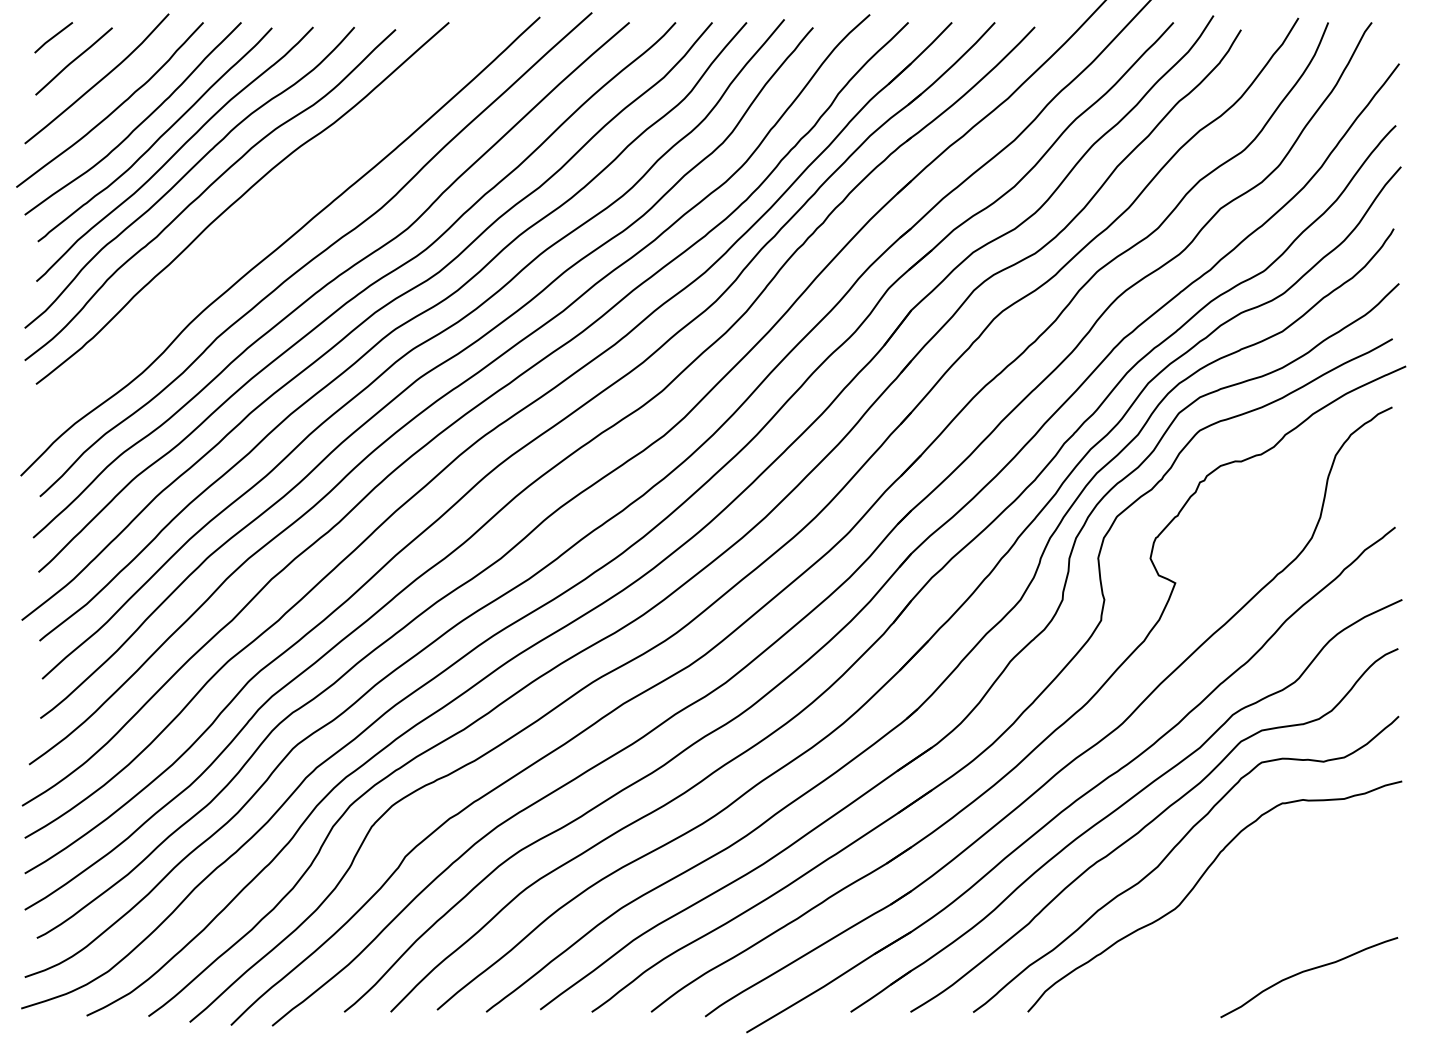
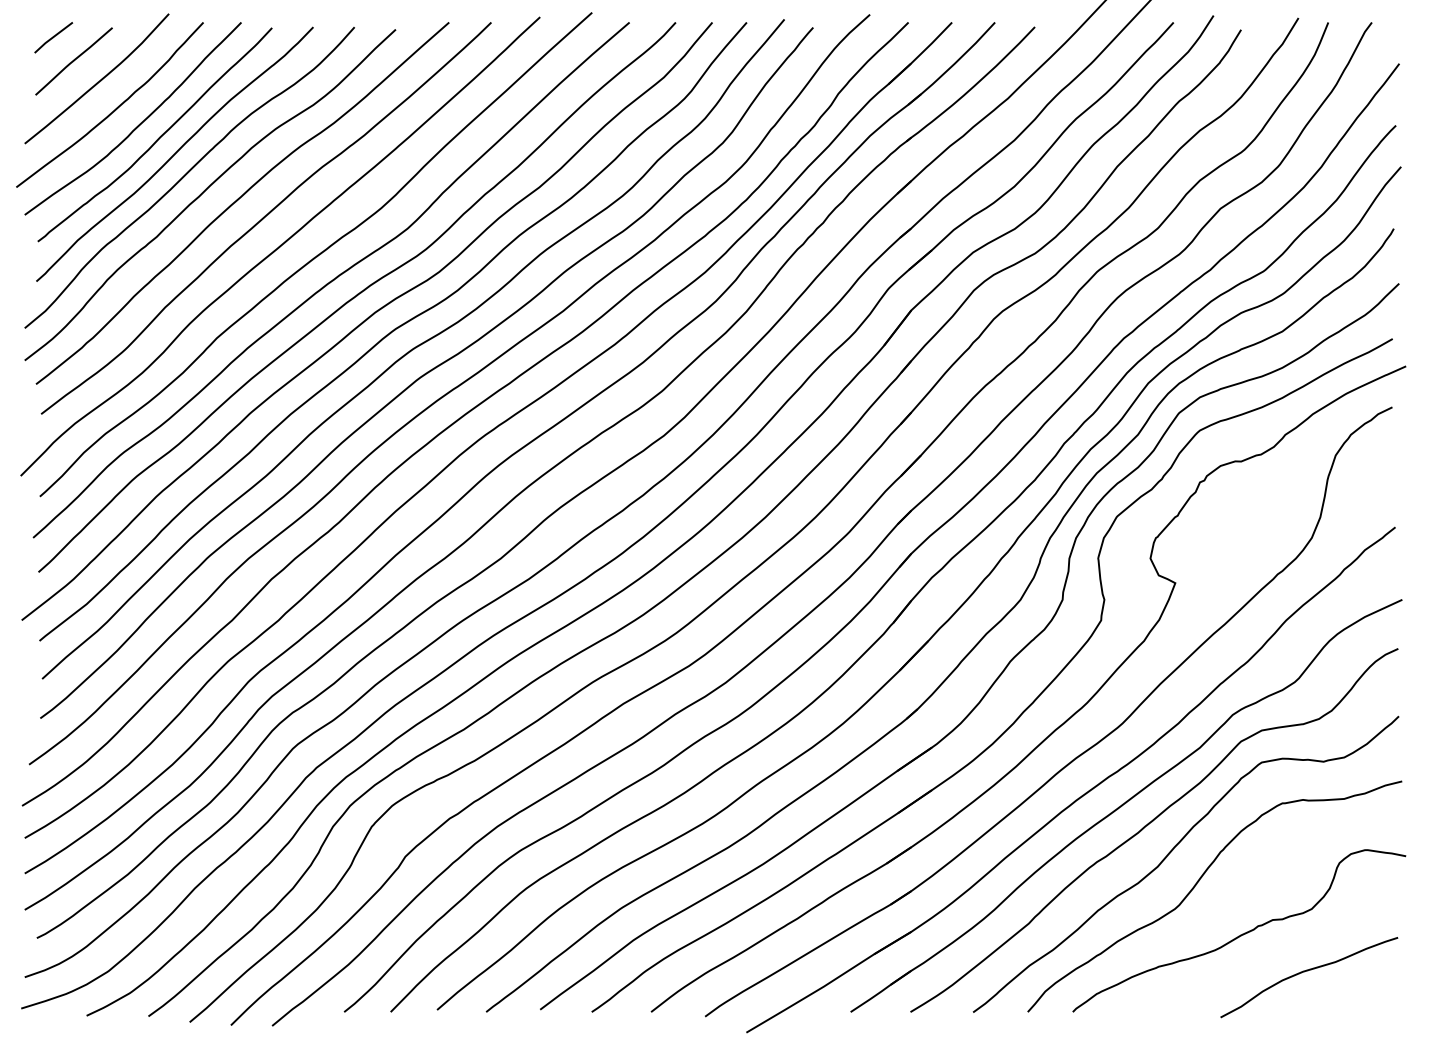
curve: none -> present (265, 217)
curve: none -> present (1240, 934)
